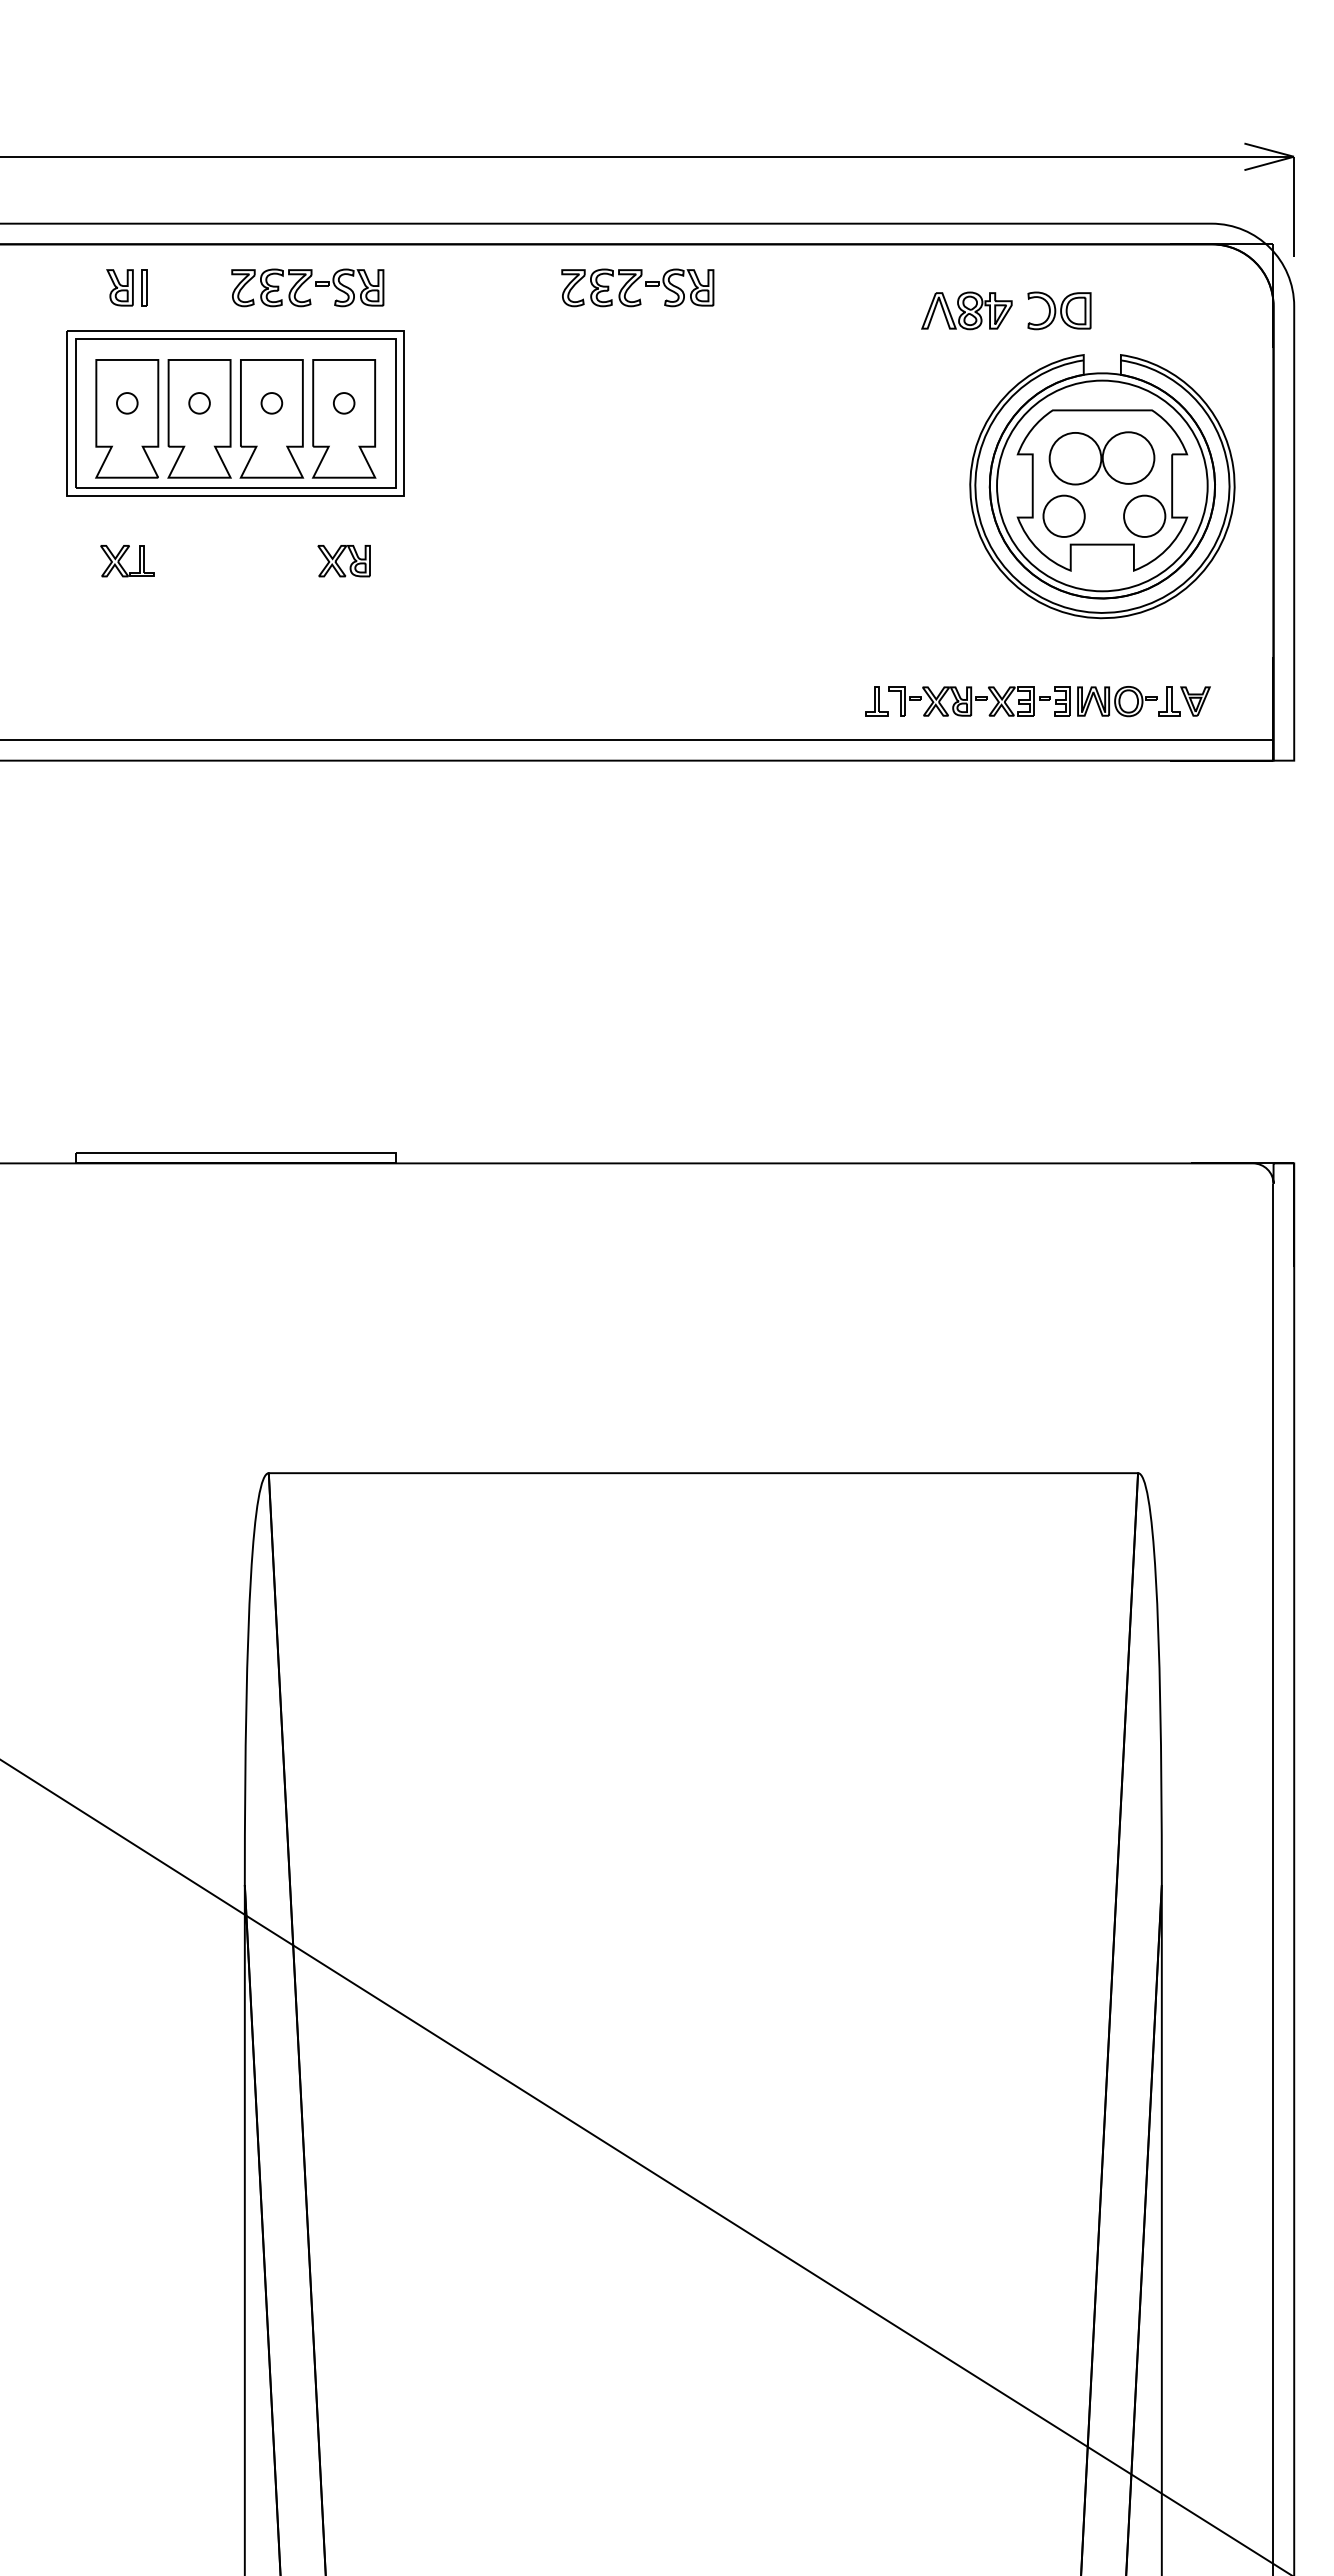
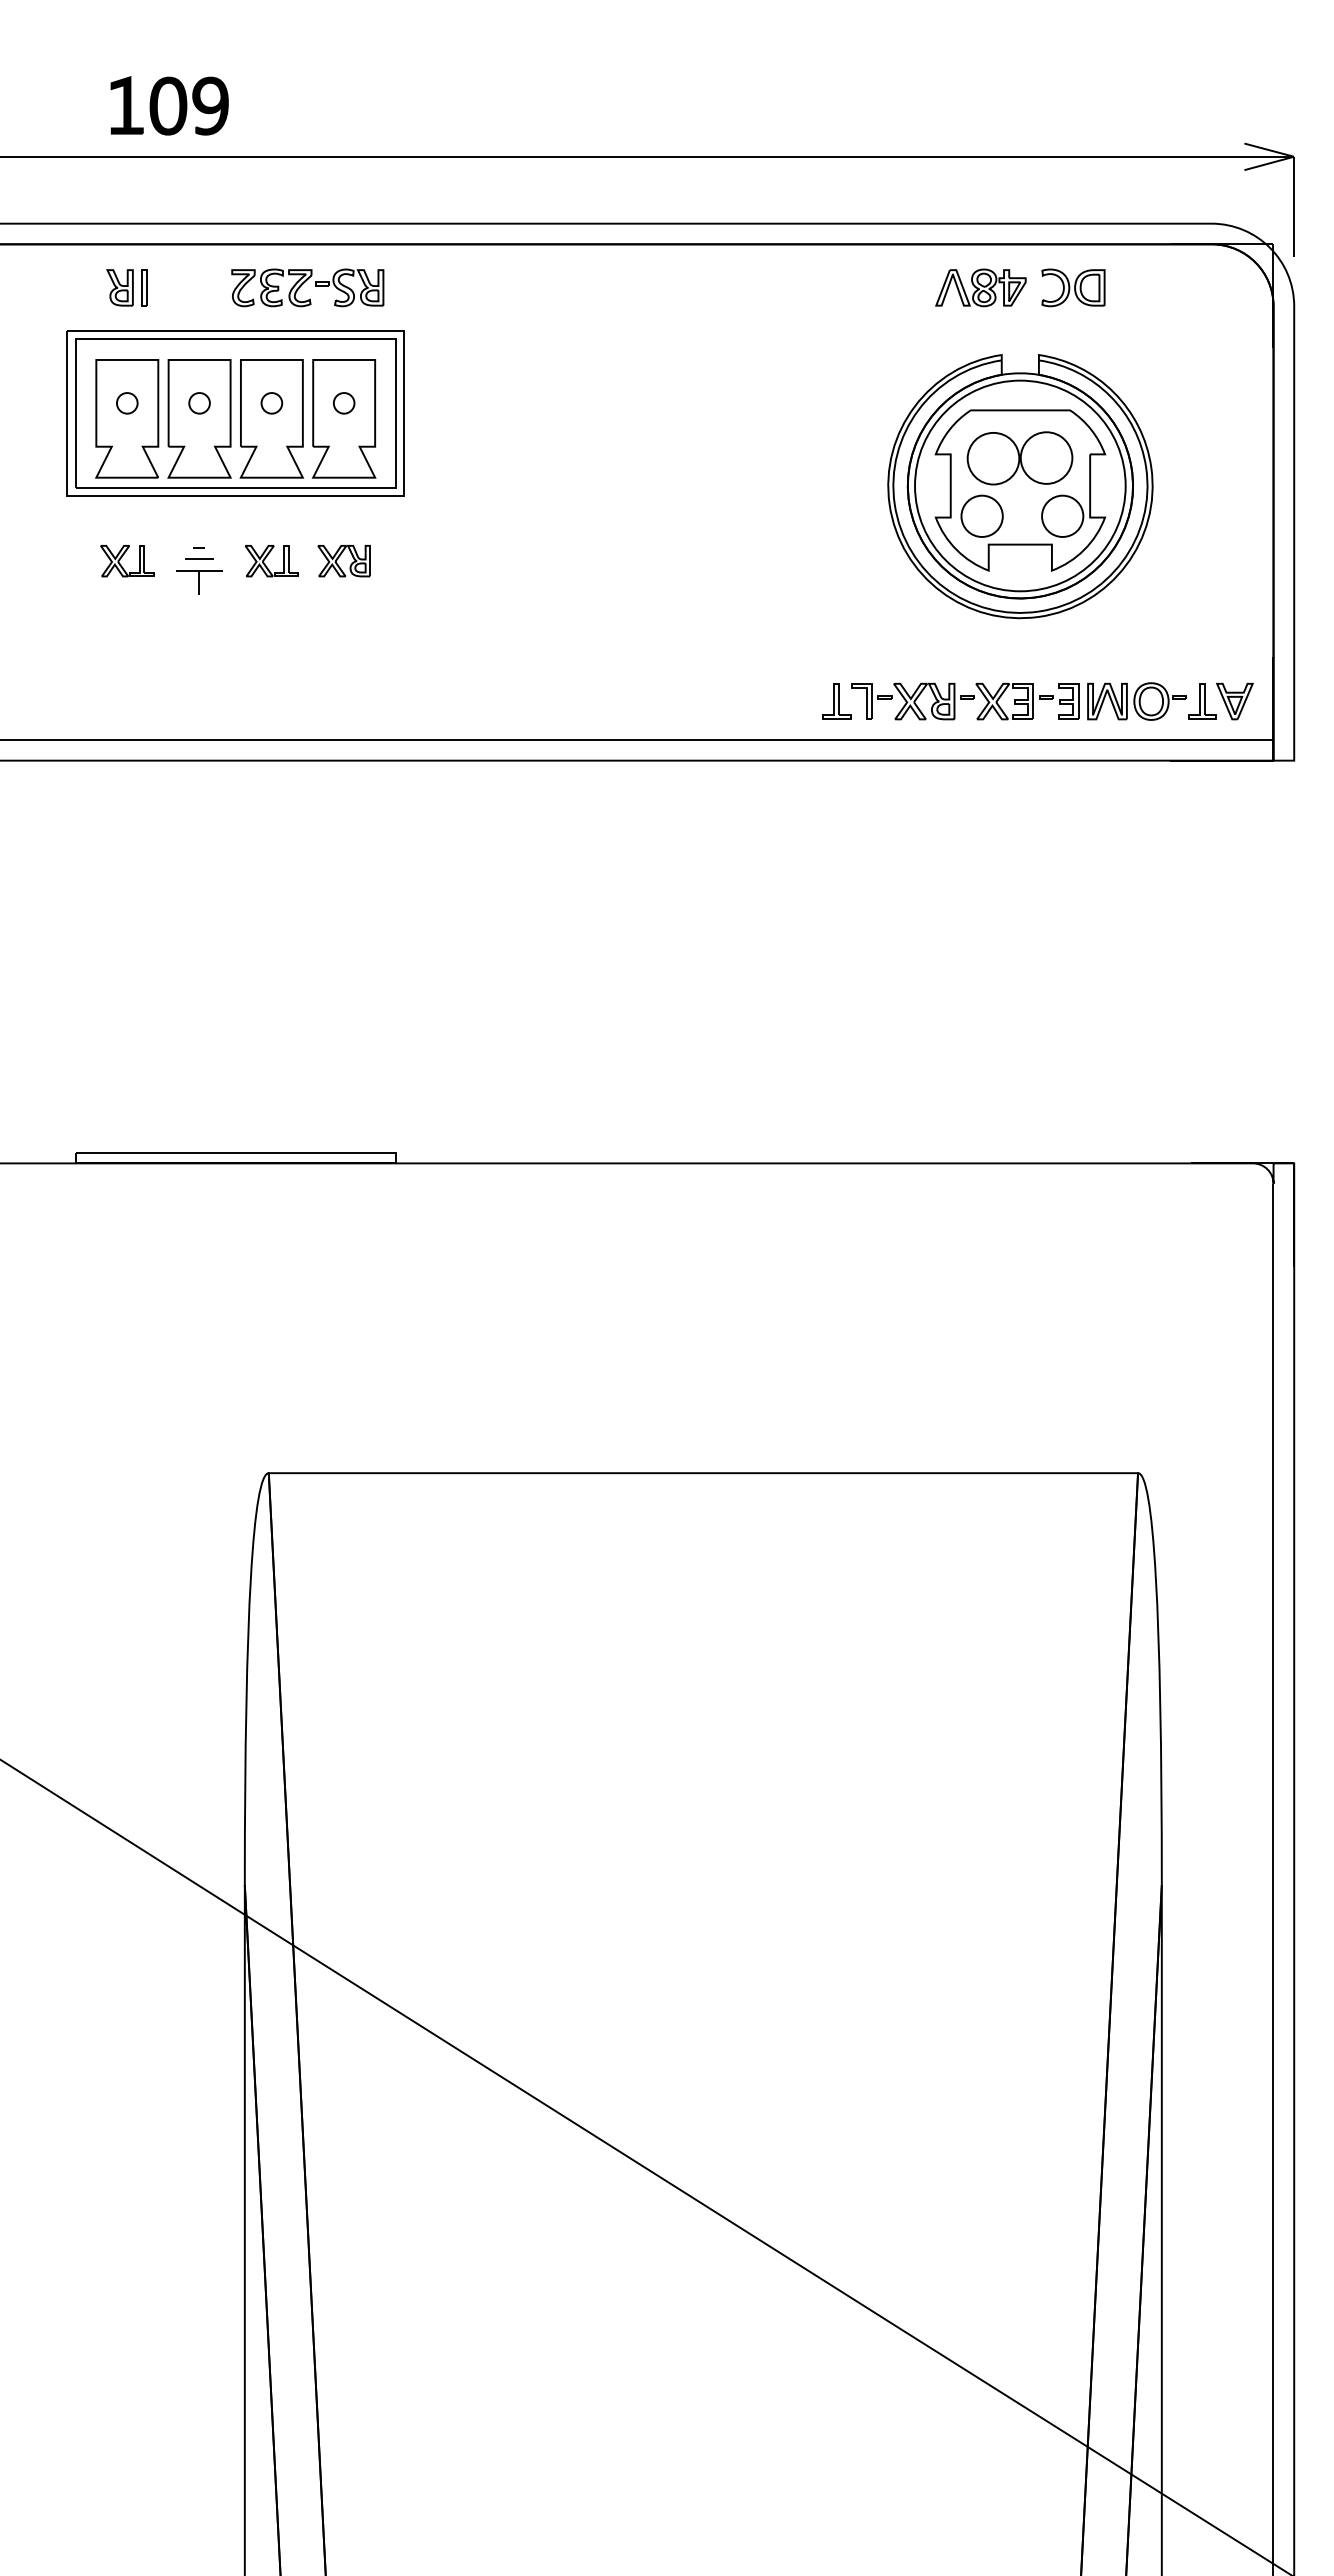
part: none -> present (169, 105)
part: present -> none (637, 287)
part position: (1006, 310) -> (1020, 287) (1020, 287)
part position: (1102, 486) -> (1020, 486) (1020, 486)
part: none -> present (271, 561)
part: none -> present (199, 570)
part size: 346x32 px -> 432x39 px (1037, 701)
